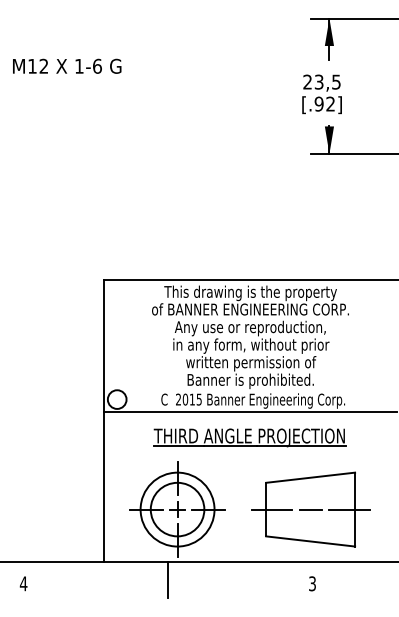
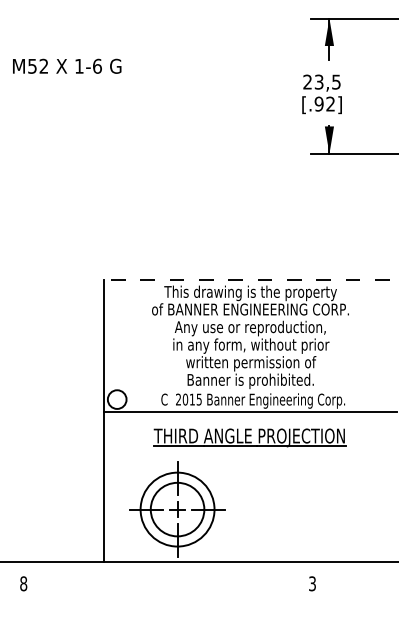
text: M12 -> M52 (32, 66)
line: solid -> dashed (250, 280)
part: present -> none (310, 509)
line: present -> none (168, 579)
text: 4 -> 8 (23, 583)
